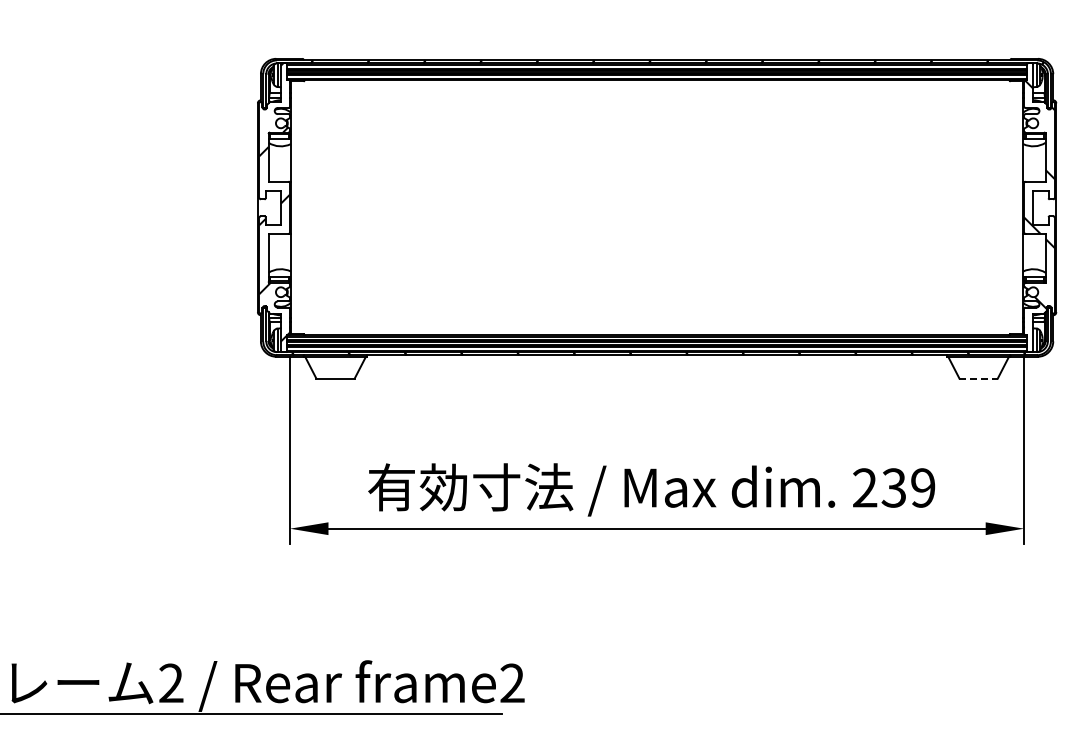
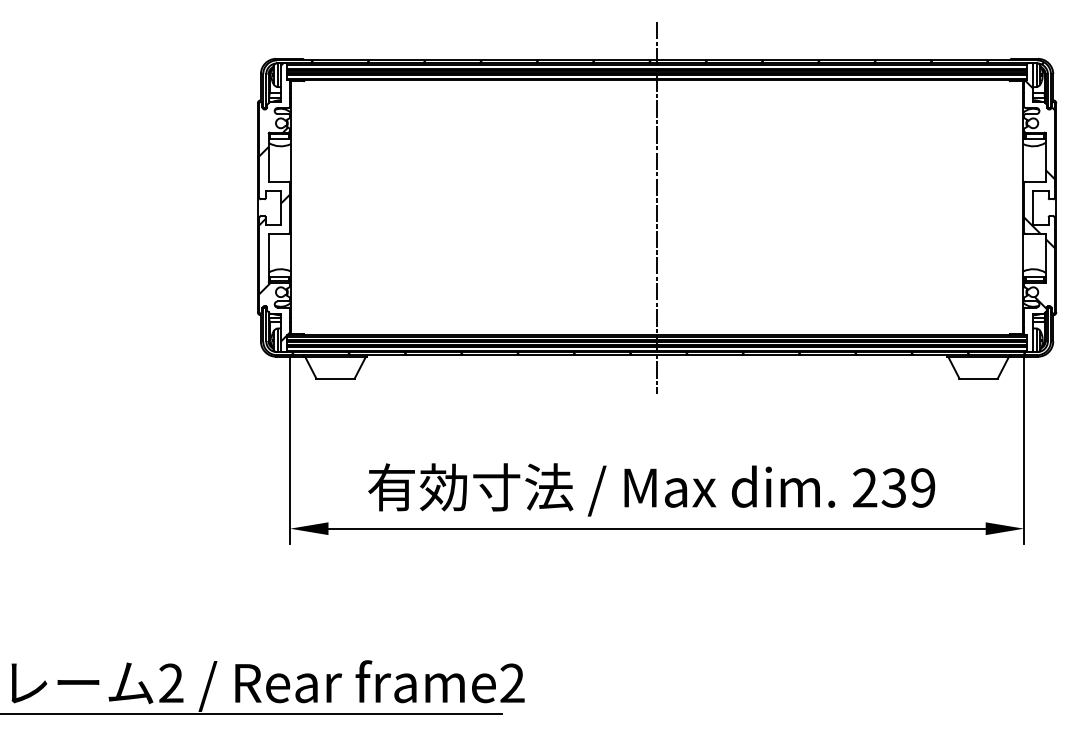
line: none -> present (657, 207)
line: dashed -> solid (979, 378)
